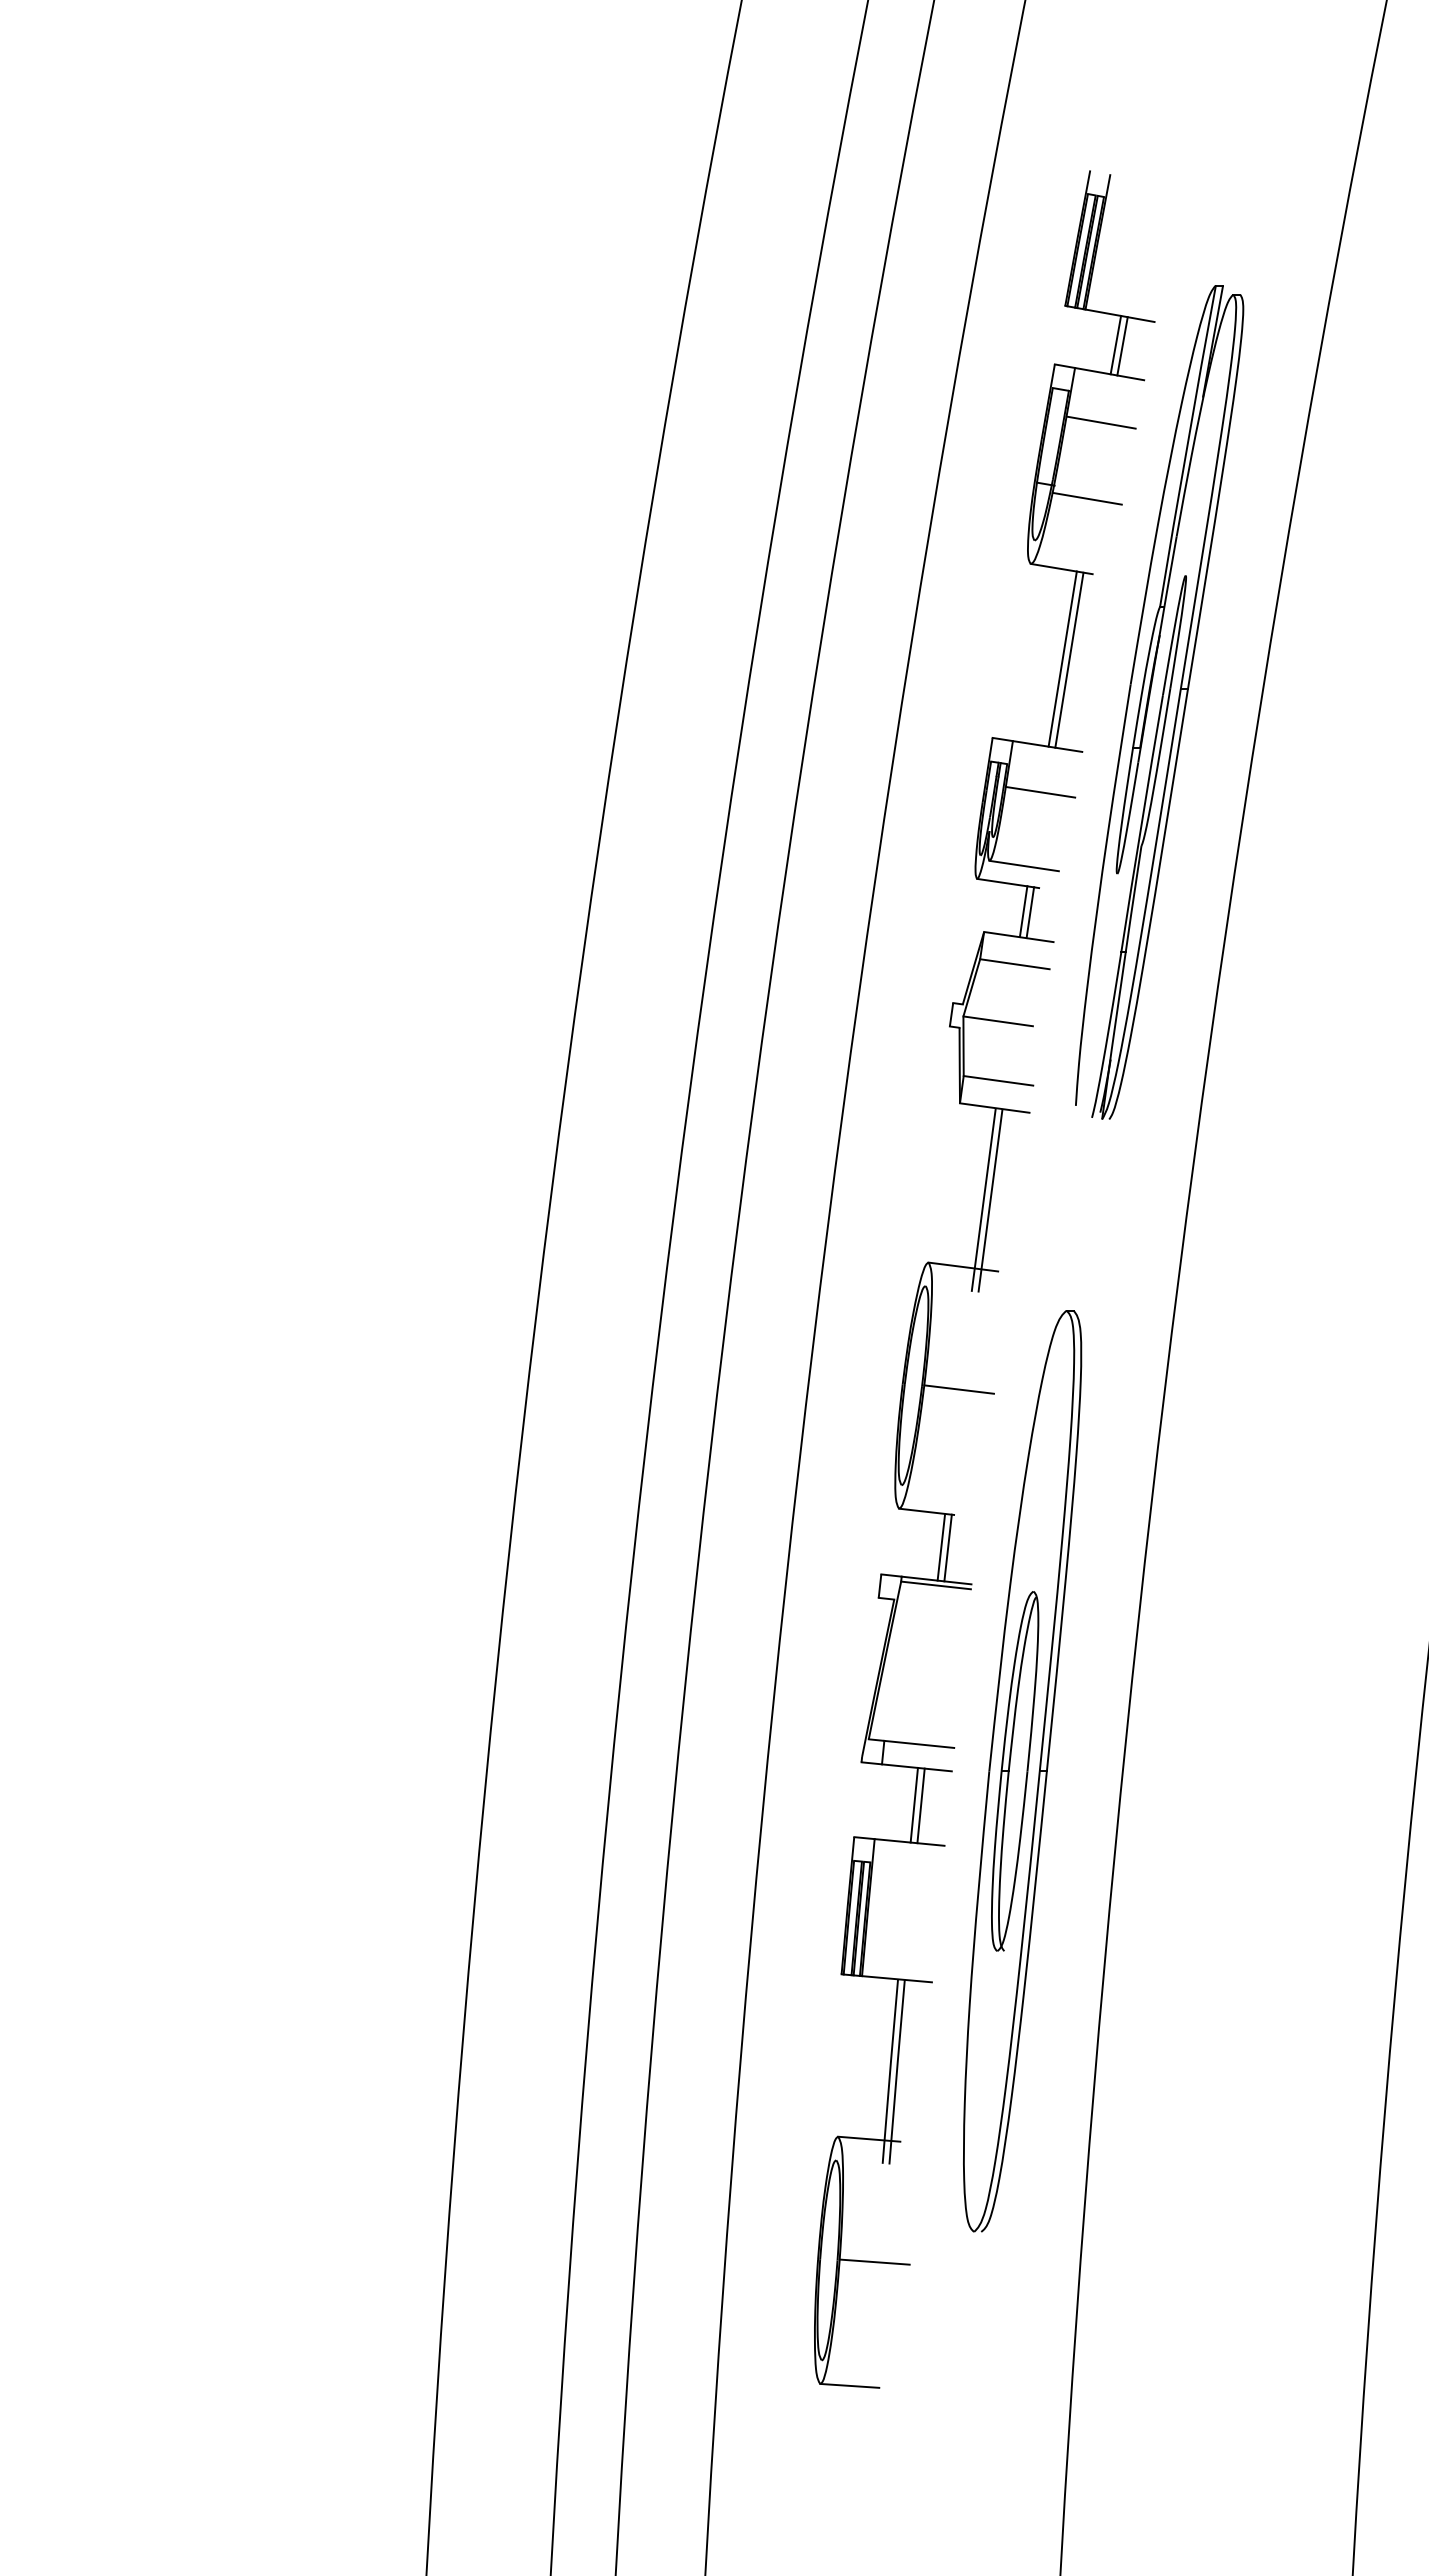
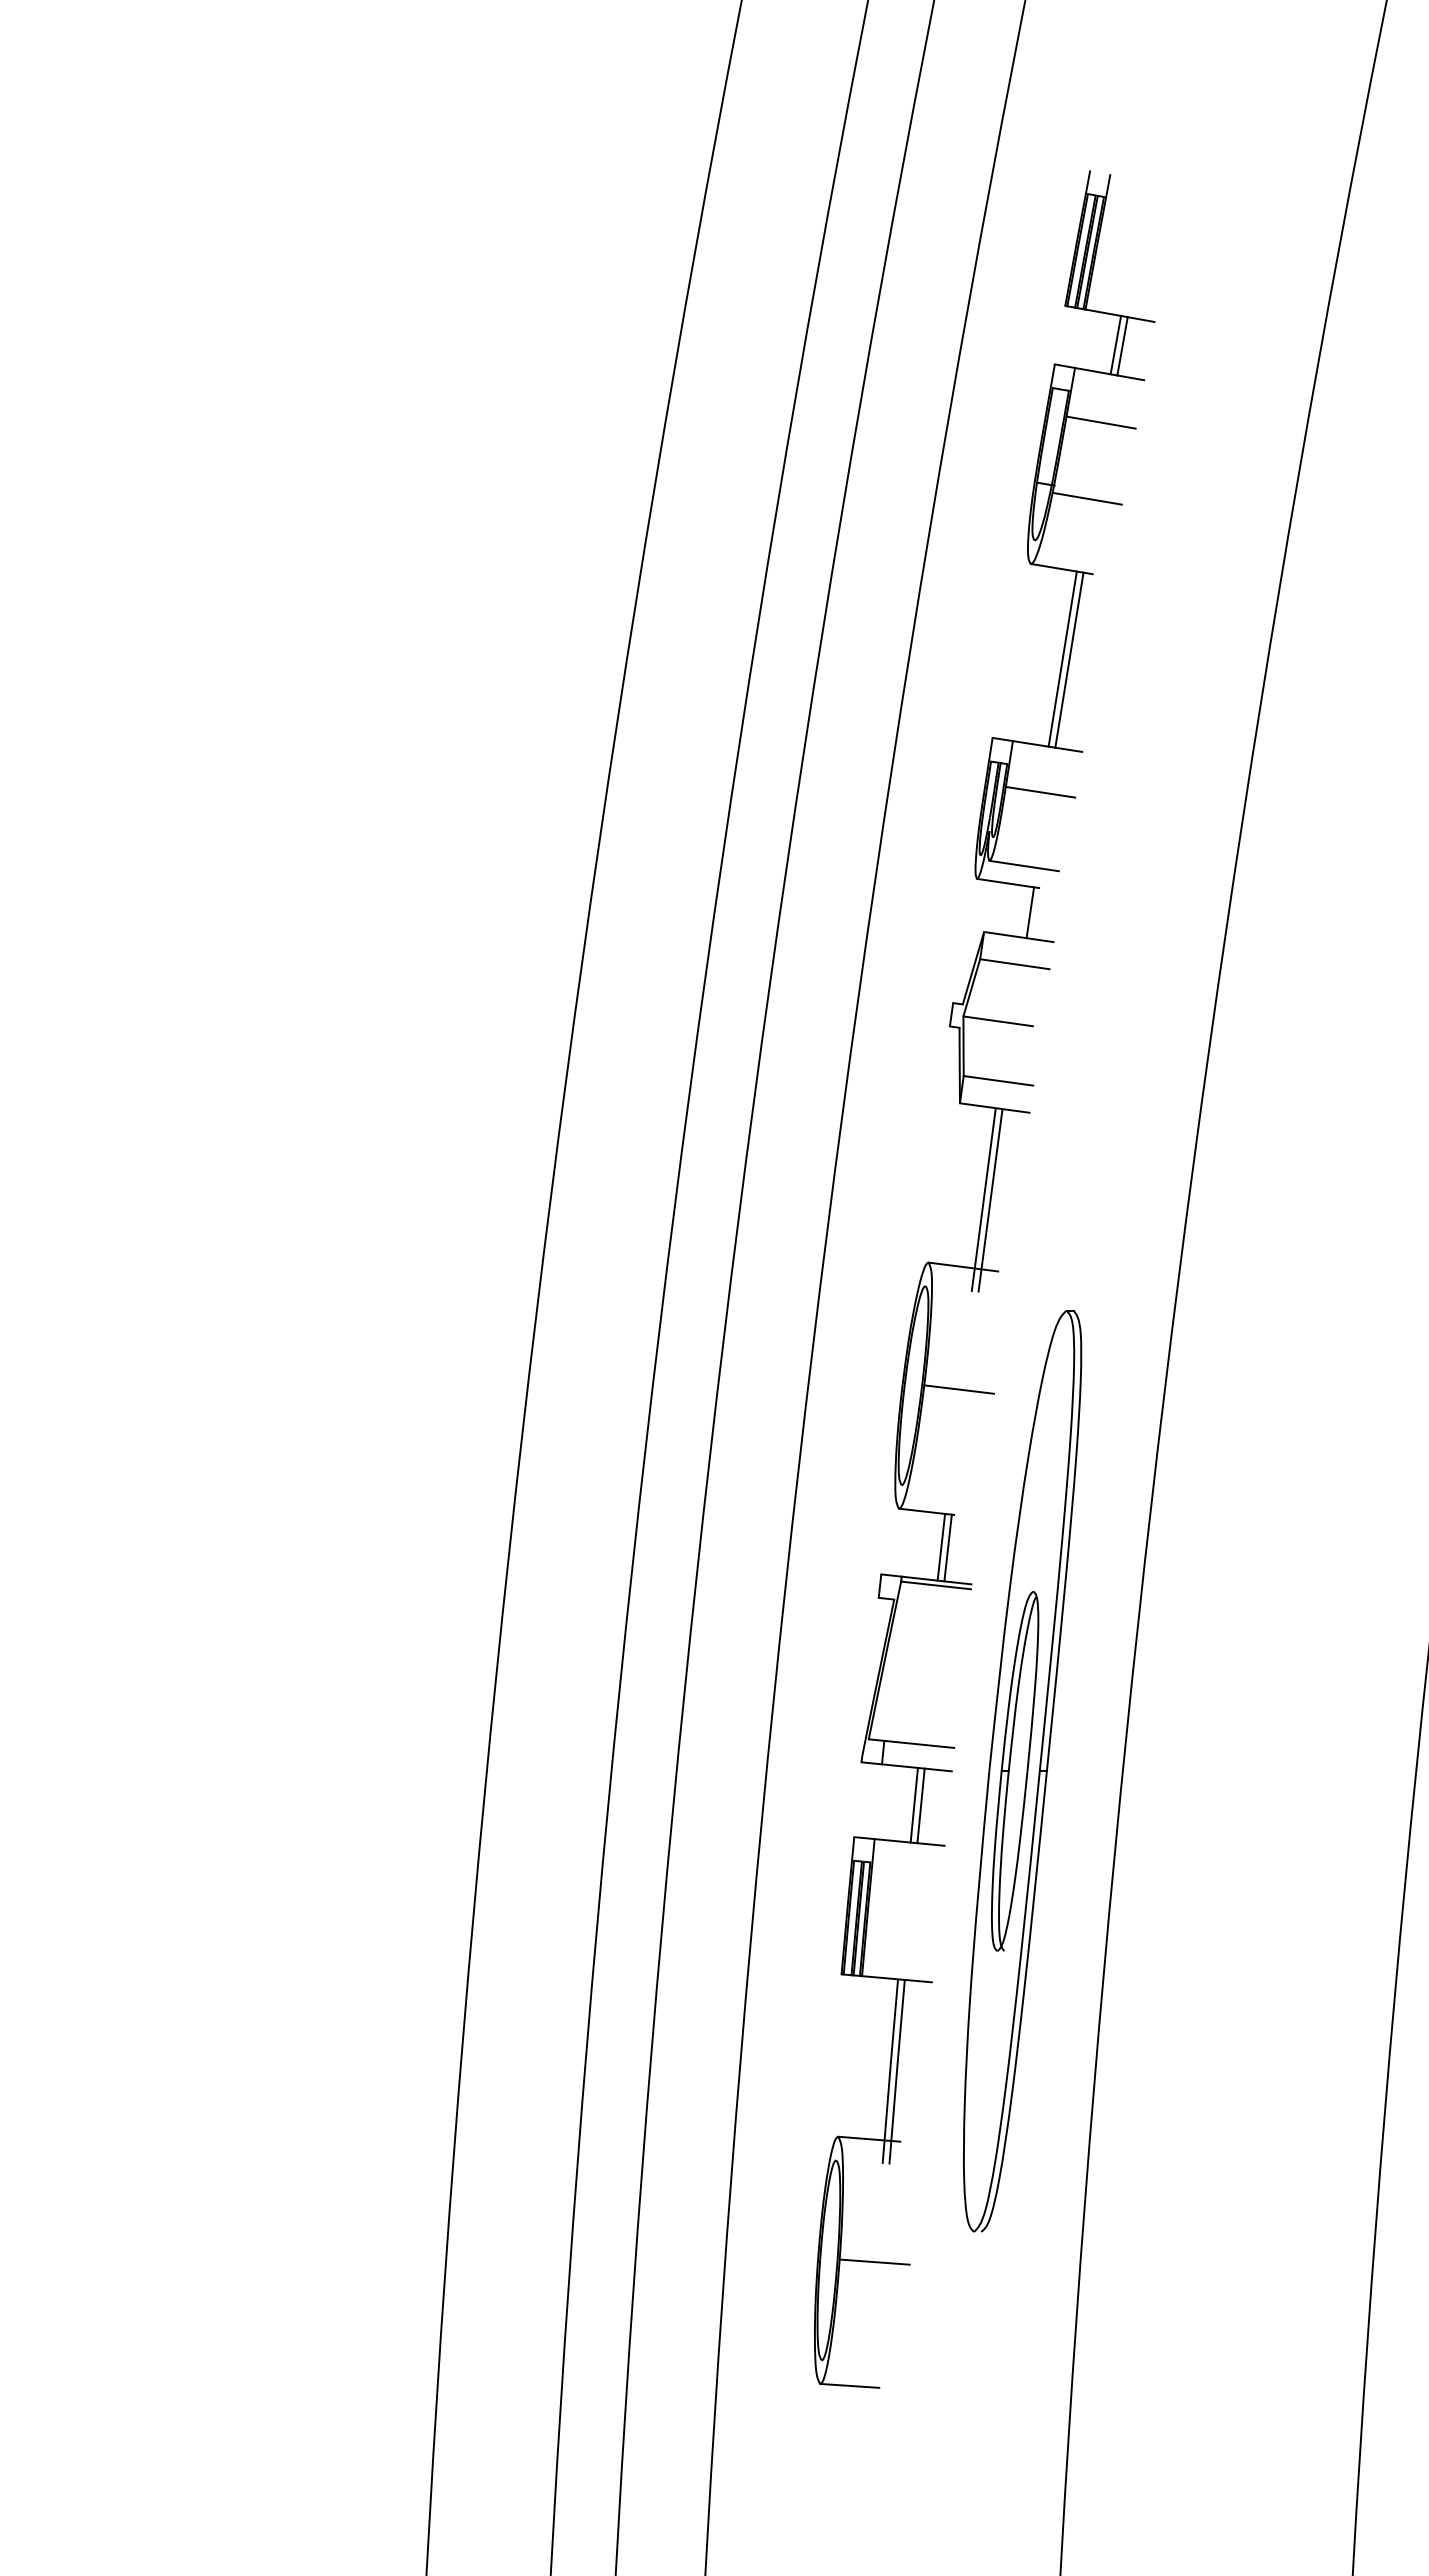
part: present -> none (1159, 702)
line: present -> none (1023, 911)
